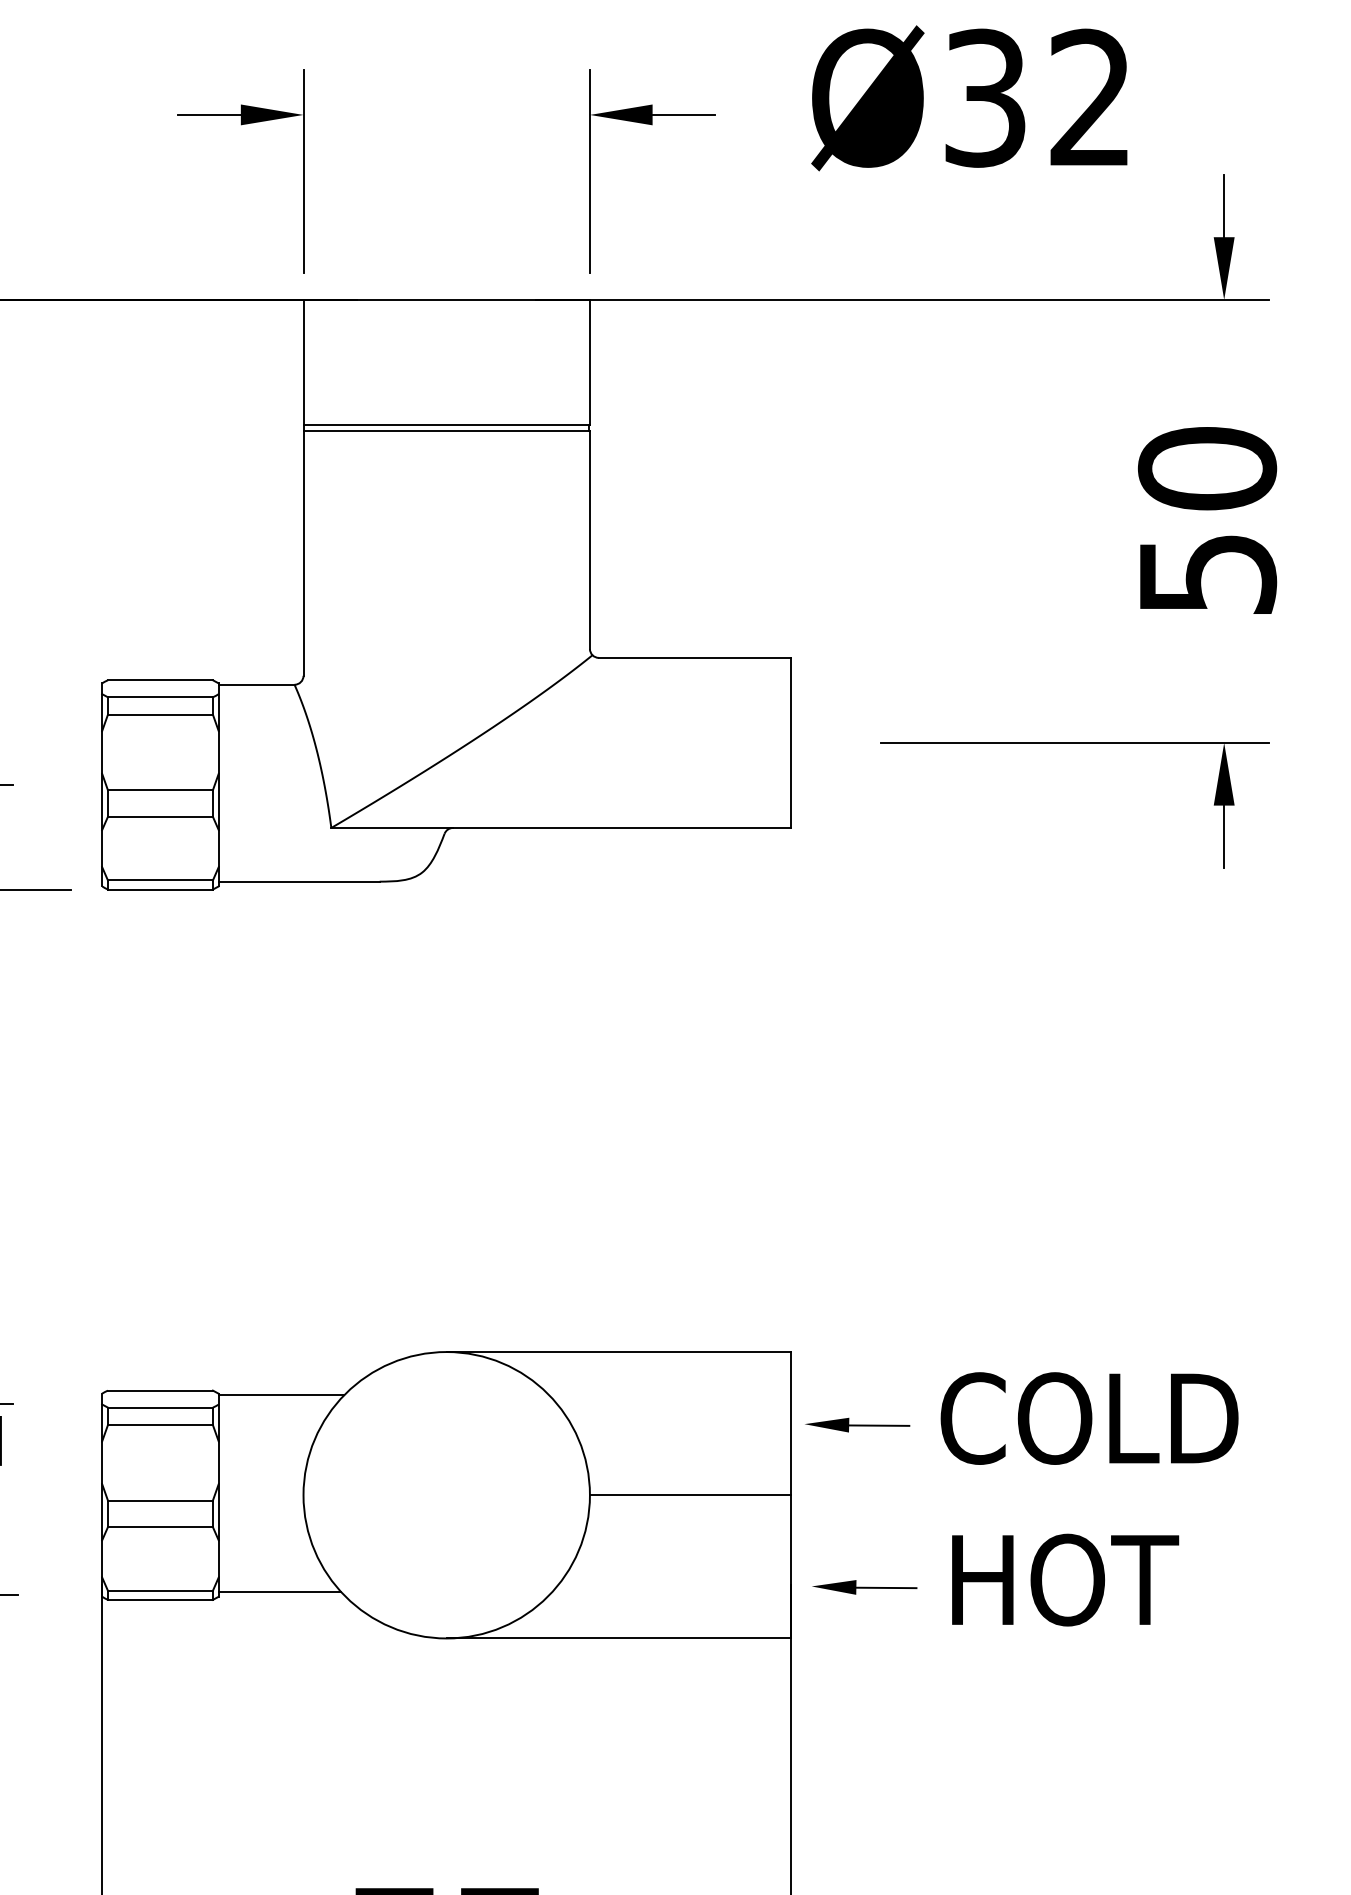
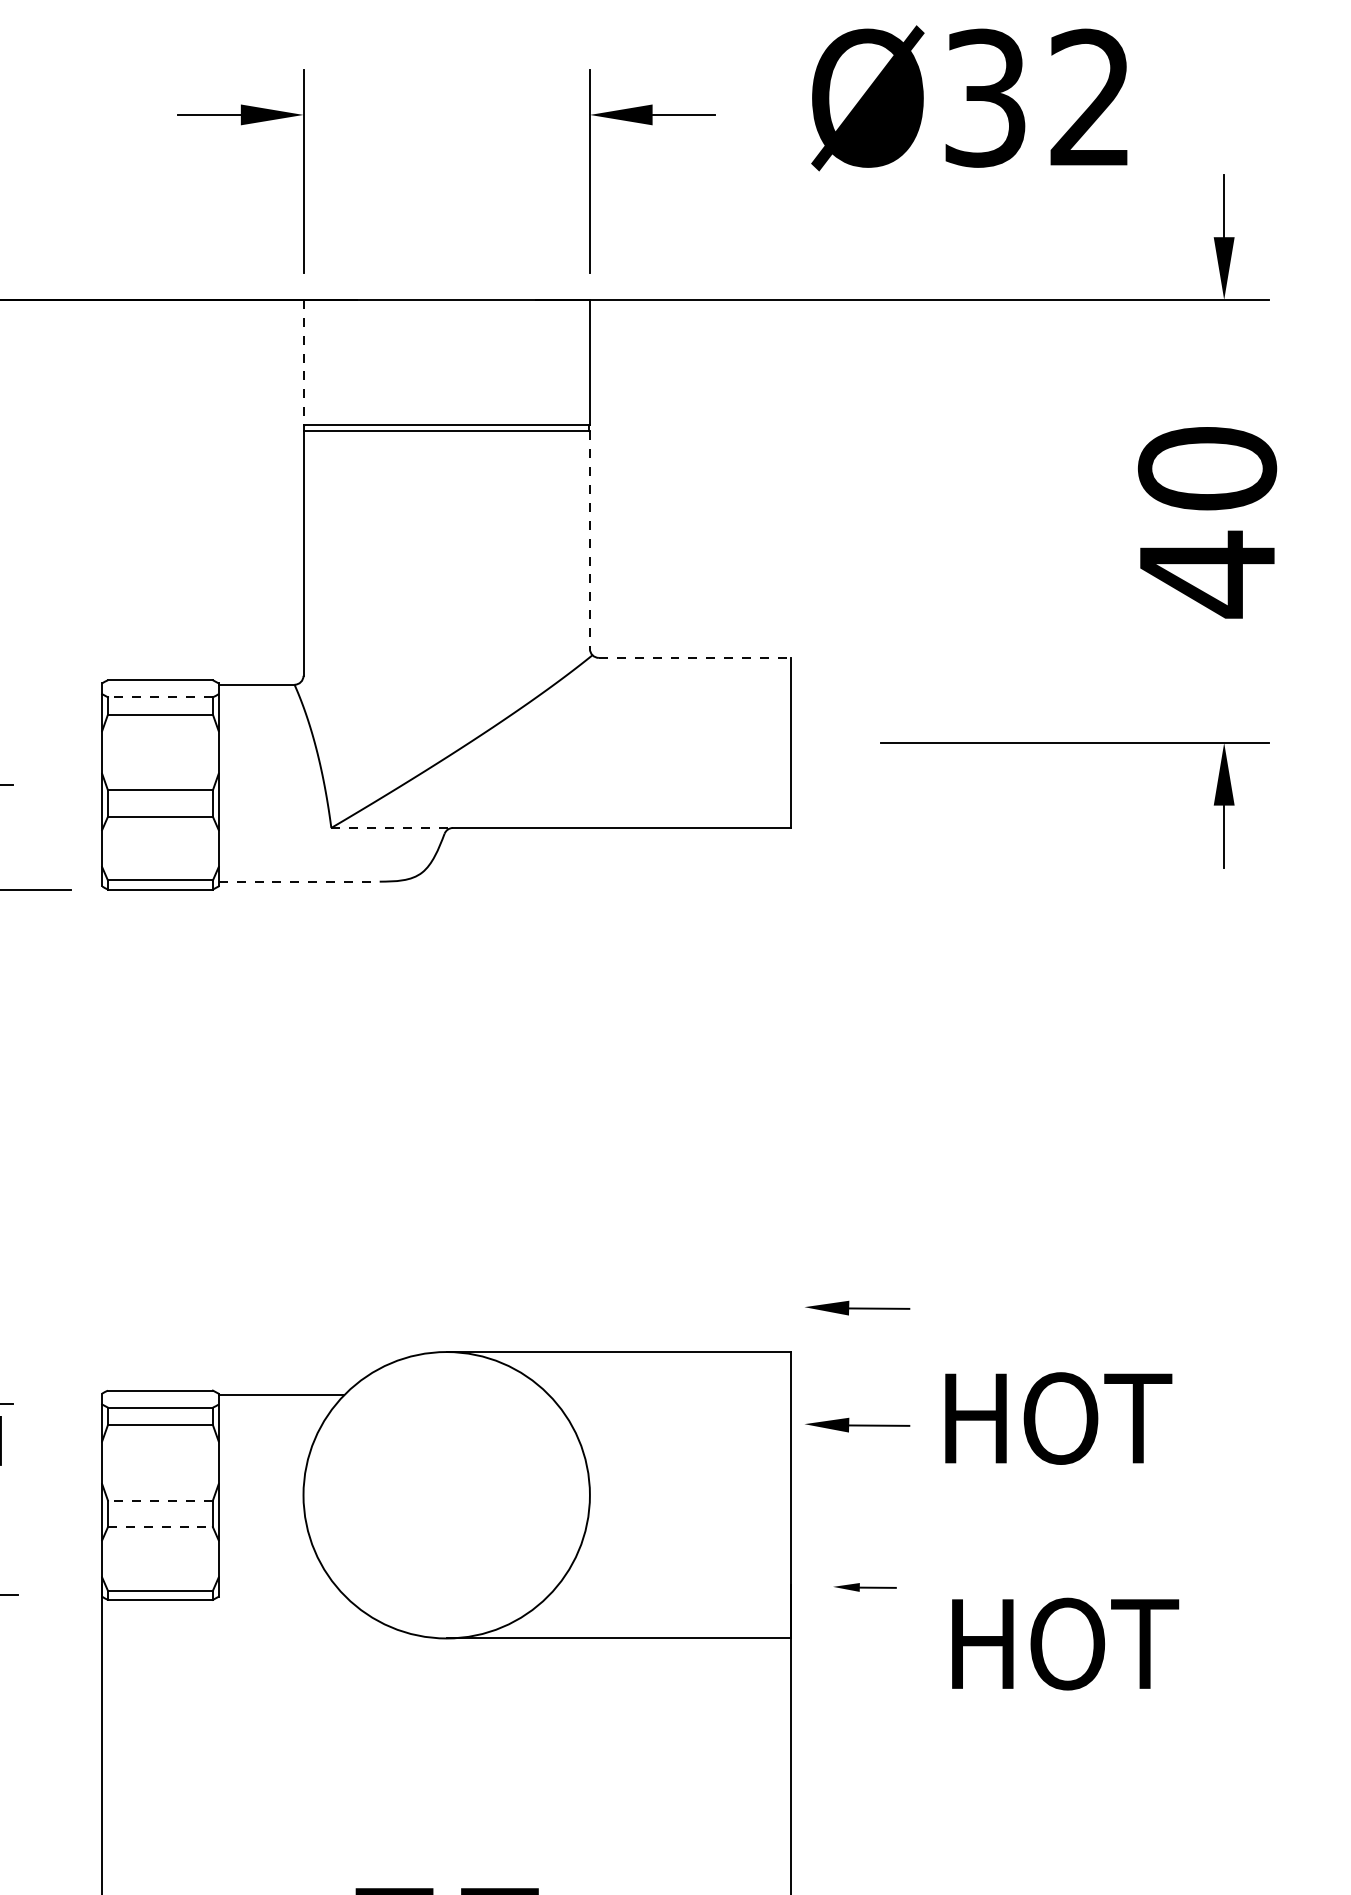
line: solid -> dashed (303, 362)
line: solid -> dashed (589, 540)
text: 50 -> 40 (1208, 574)
line: solid -> dashed (695, 657)
line: solid -> dashed (159, 697)
line: solid -> dashed (392, 827)
line: solid -> dashed (299, 881)
part: none -> present (857, 1307)
text: COLD -> HOT (1089, 1418)
line: present -> none (690, 1495)
line: solid -> dashed (159, 1500)
line: solid -> dashed (160, 1527)
text position: (1065, 1579) -> (1065, 1643) (1065, 1643)
part size: 106x15 px -> 64x9 px (864, 1587)
line: present -> none (279, 1592)
